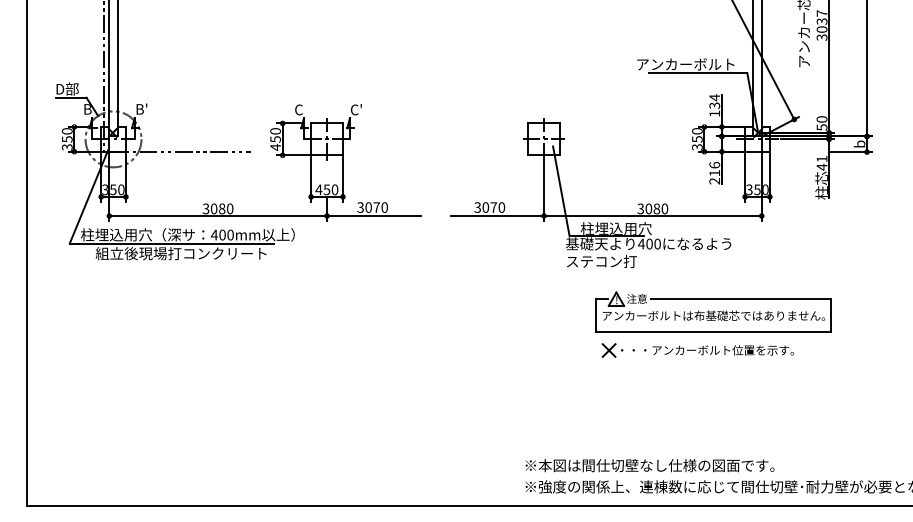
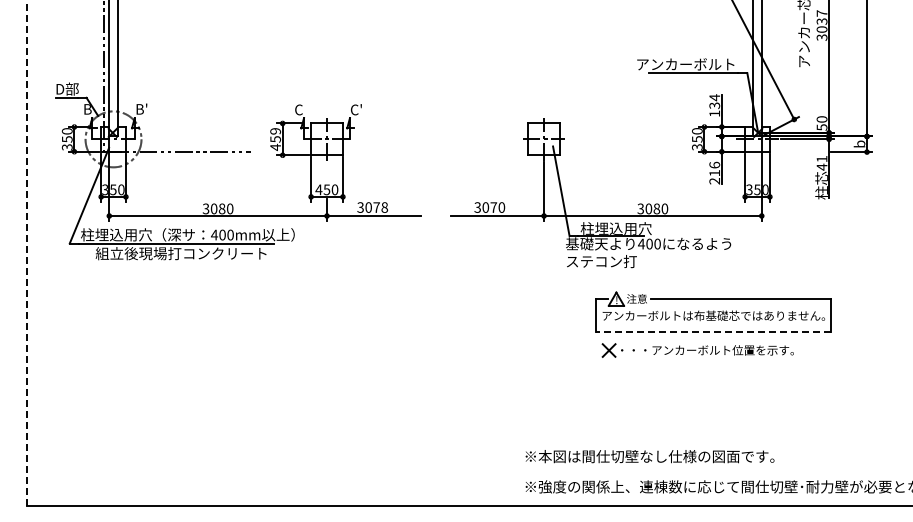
text: 450 -> 459 (275, 131)
text: 3070 -> 3078 (384, 207)
line: solid -> dashed (27, 253)
line: solid -> dashed (713, 331)
text position: (649, 465) -> (649, 456) (649, 456)
